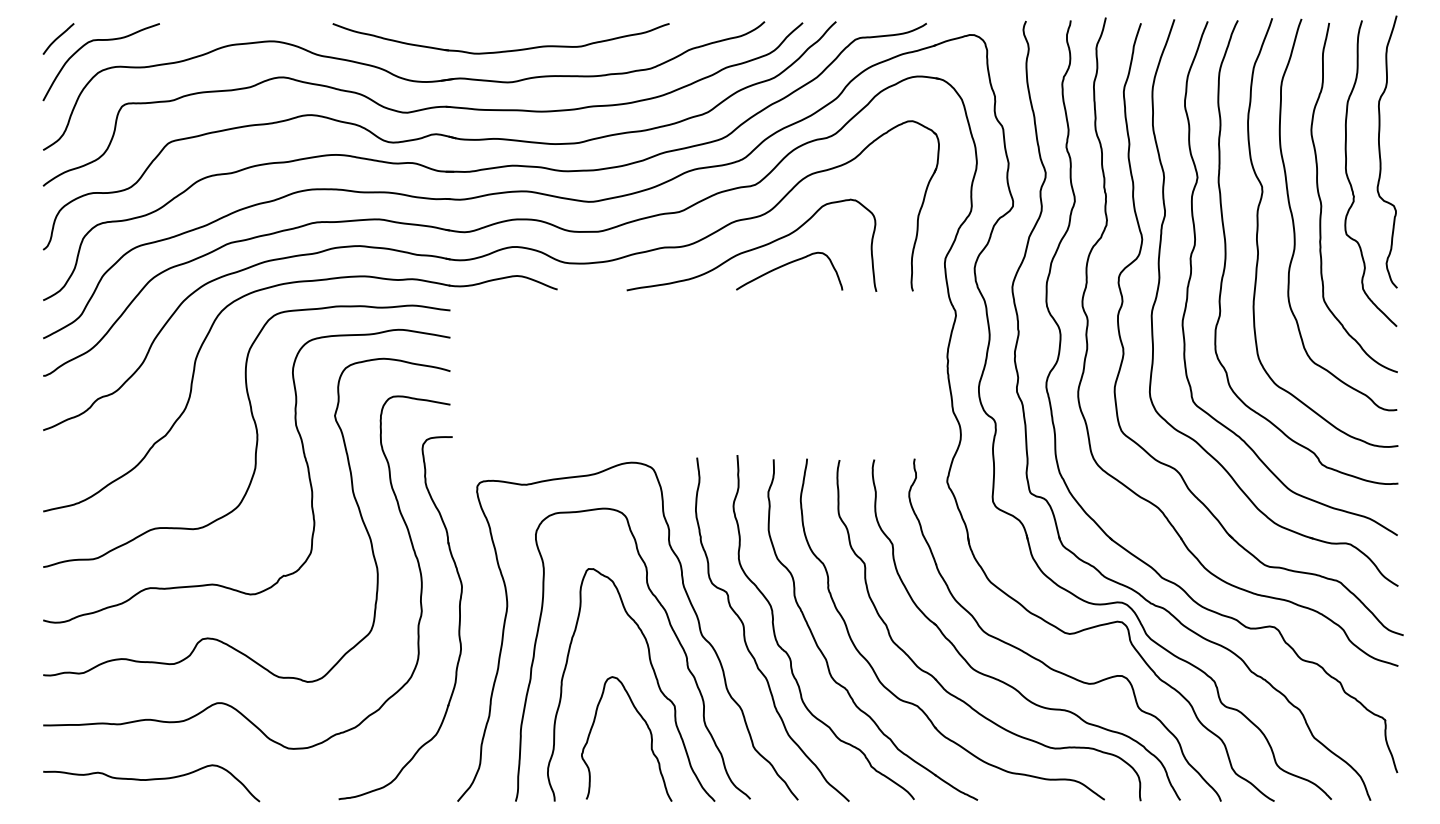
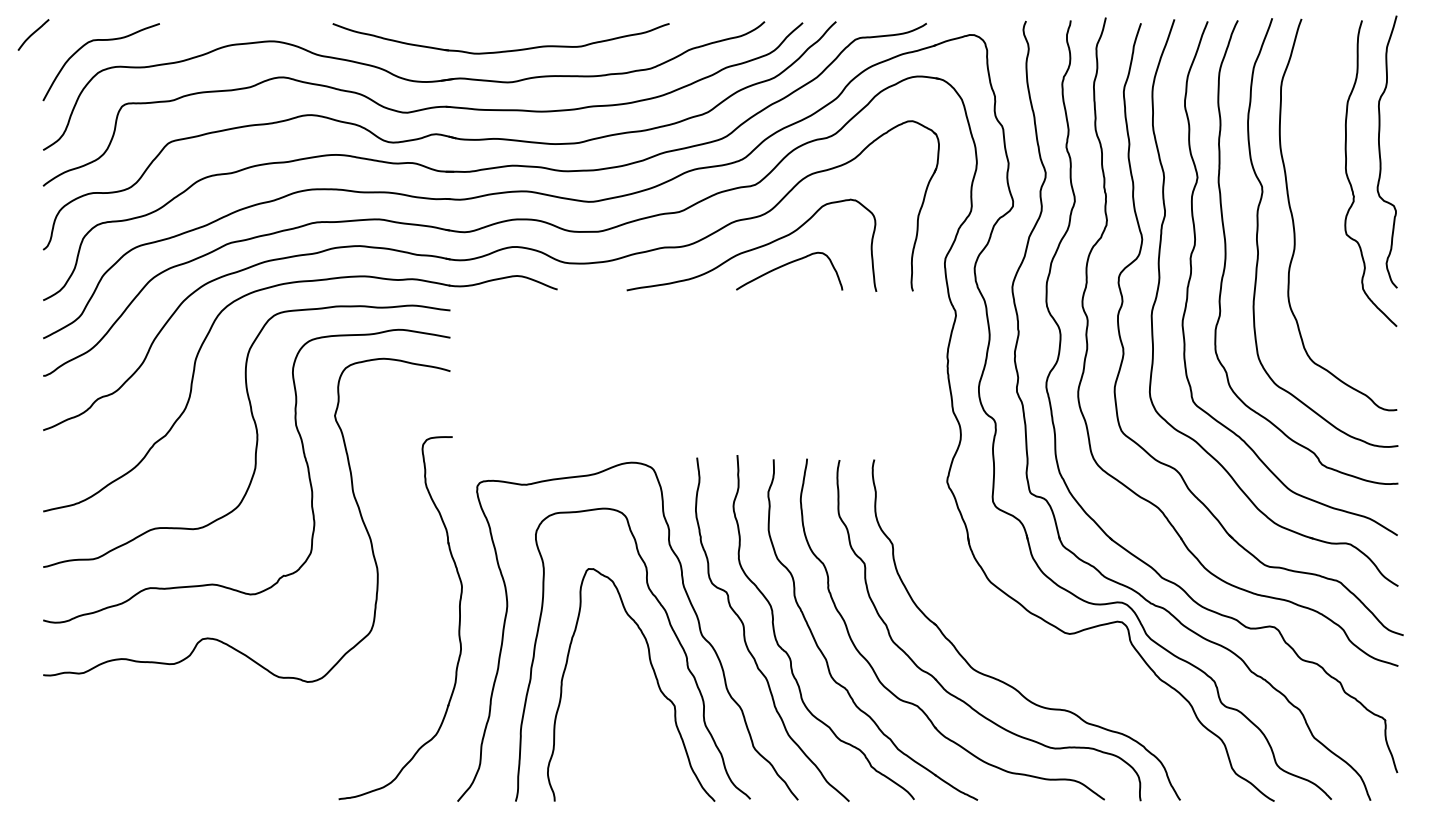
curve position: (58, 38) -> (33, 34) (33, 34)
curve: present -> none (1322, 205)
part: present -> none (1044, 662)
curve: present -> none (224, 702)
curve: present -> none (647, 728)
curve: present -> none (151, 780)
